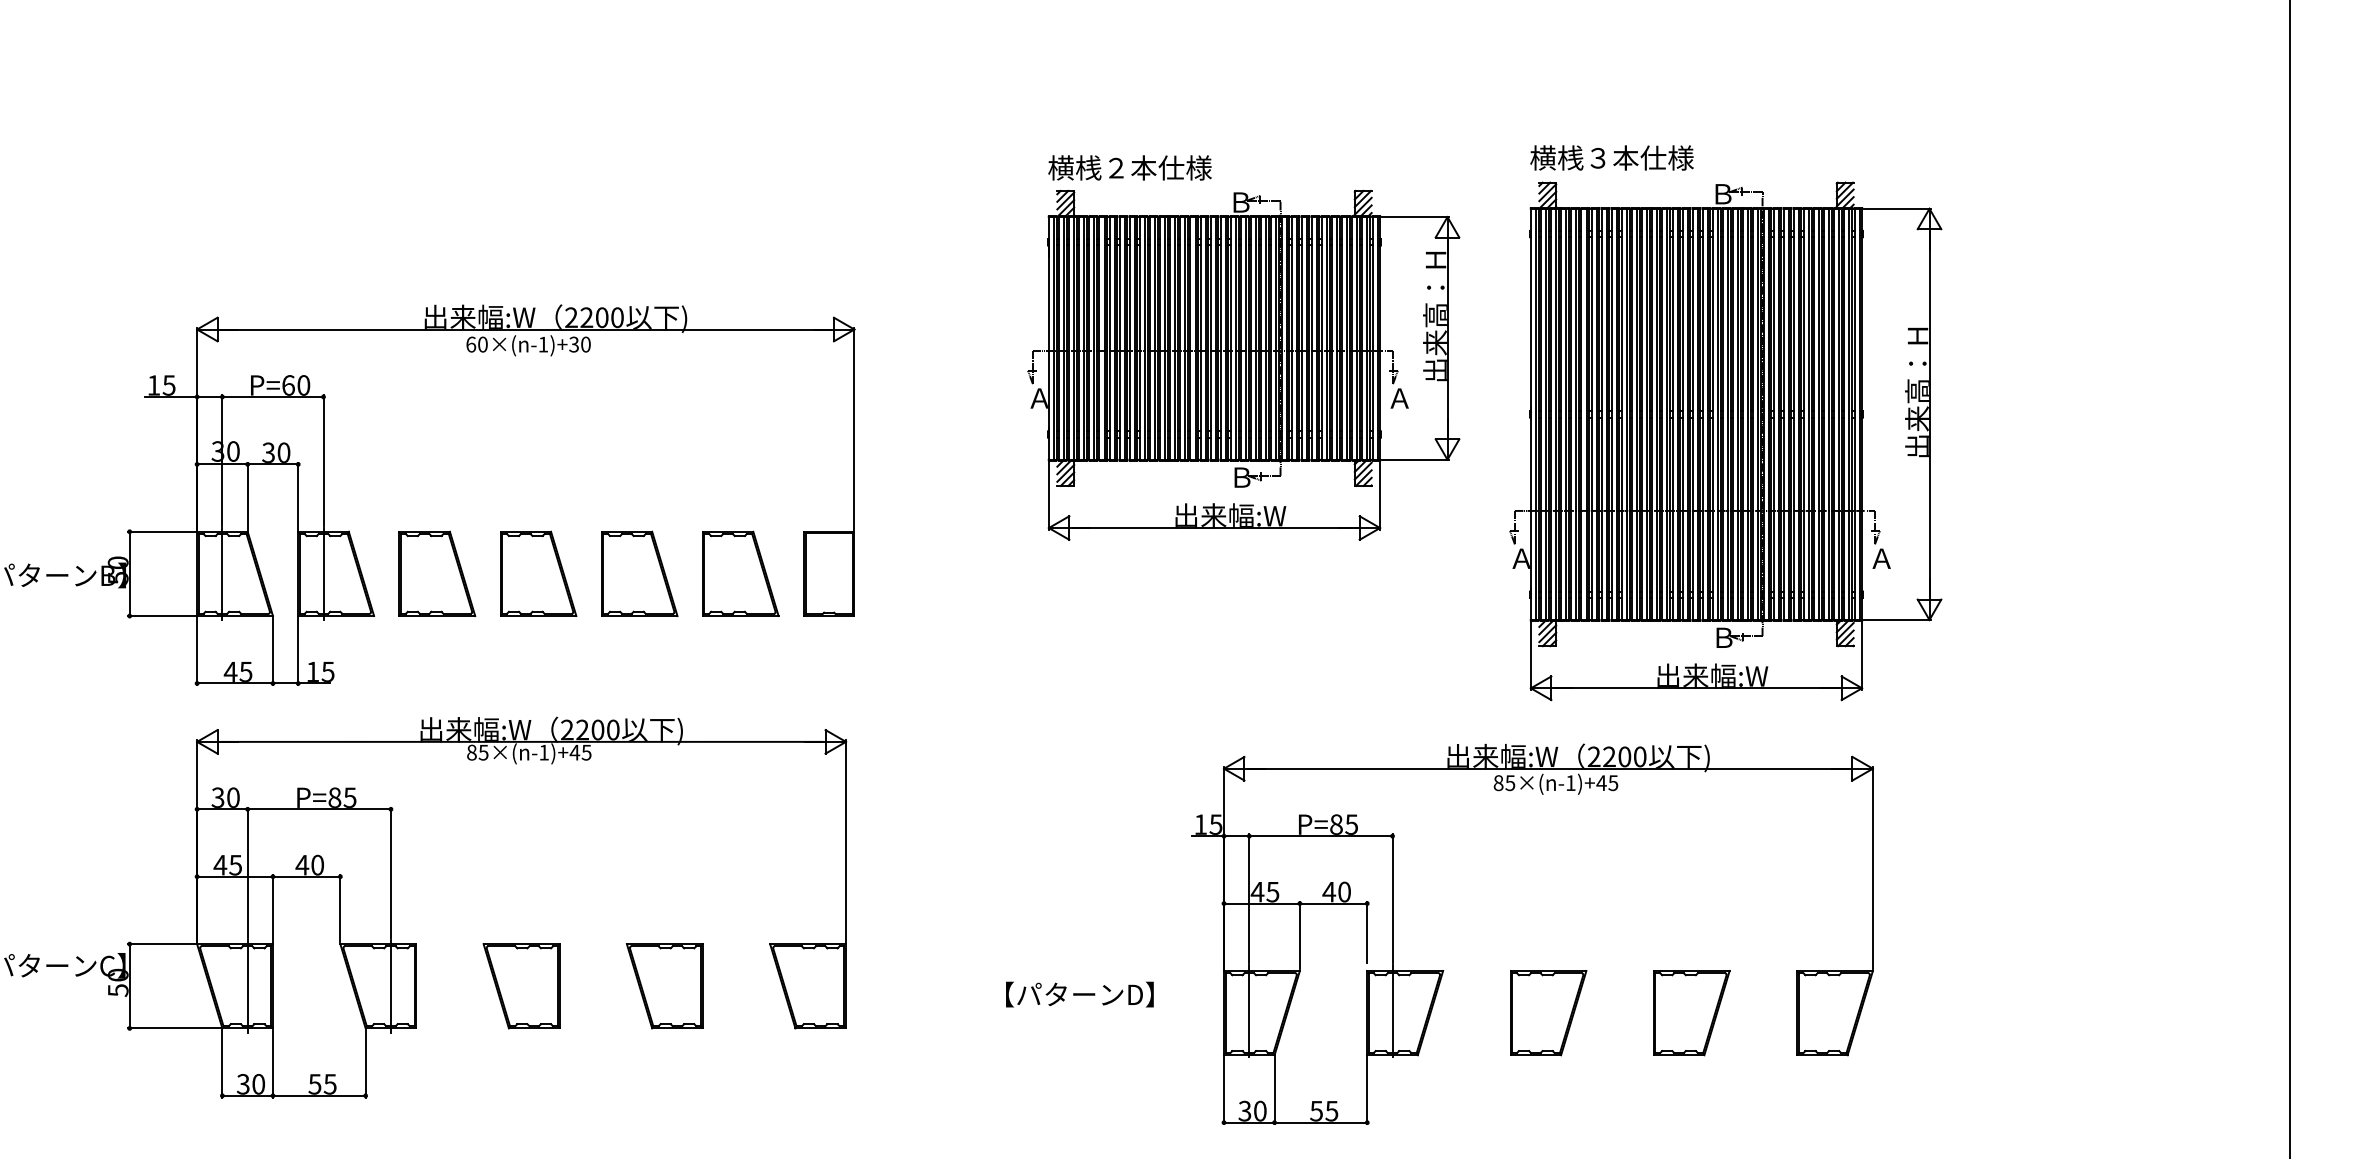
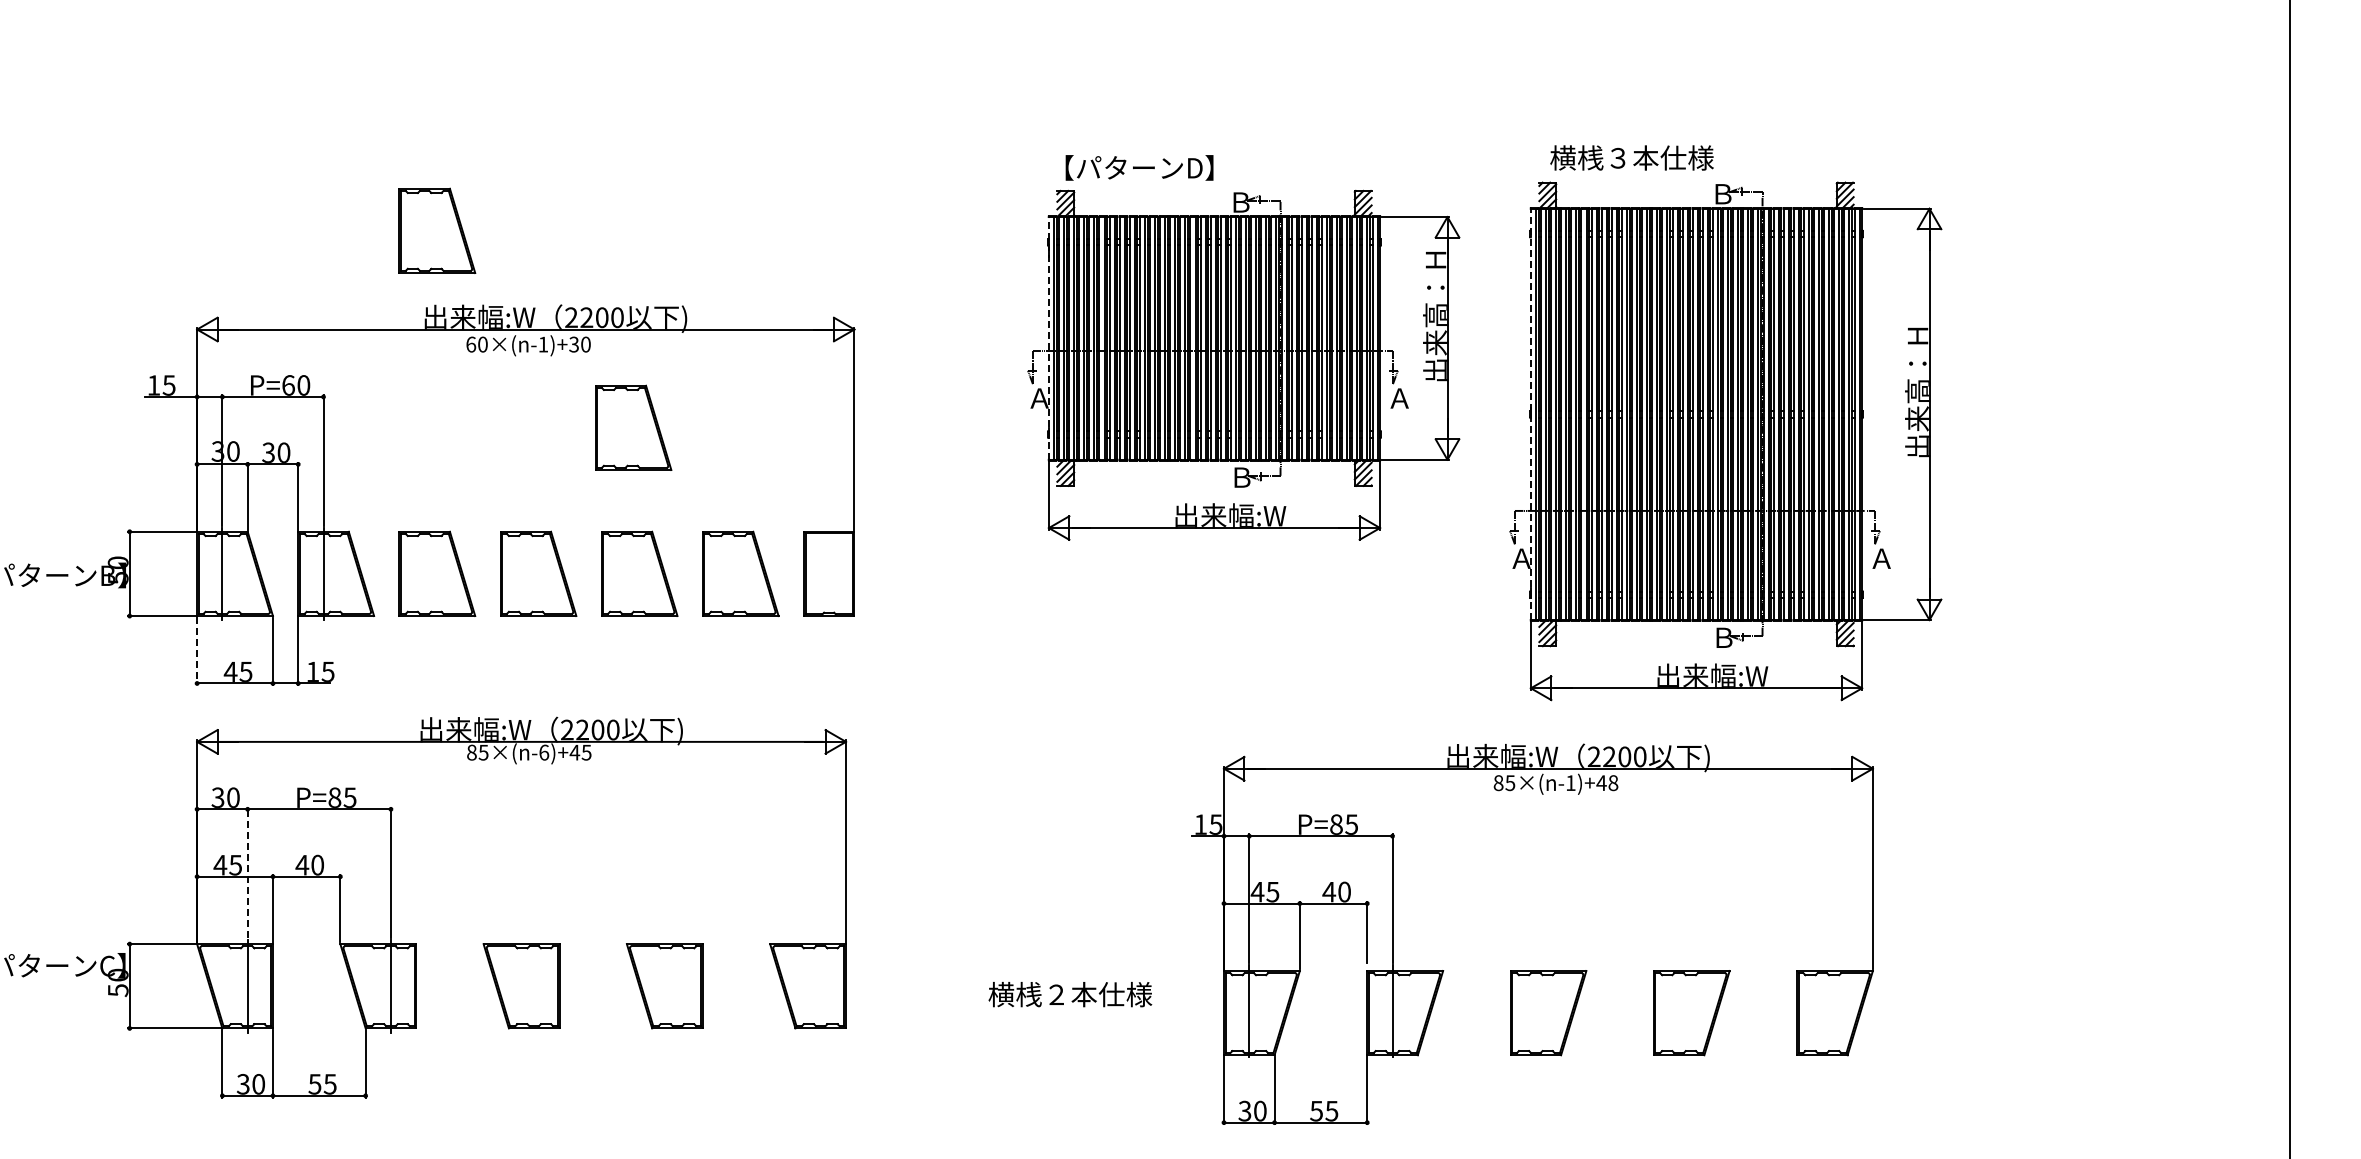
text position: (1611, 157) -> (1631, 157) (1631, 157)
text: 横桟２本仕様 -> 【パターンD】 (1130, 167)
part: none -> present (437, 230)
line: solid -> dashed (1048, 337)
line: solid -> dashed (1530, 414)
part: none -> present (633, 427)
line: solid -> dashed (197, 651)
text: 85×(n-1)+45 -> 85×(n-6)+45 (544, 752)
text: 85×(n-1)+45 -> 85×(n-1)+48 (1613, 782)
line: solid -> dashed (247, 872)
text: 【パターンD】 -> 横桟２本仕様 (1070, 994)
